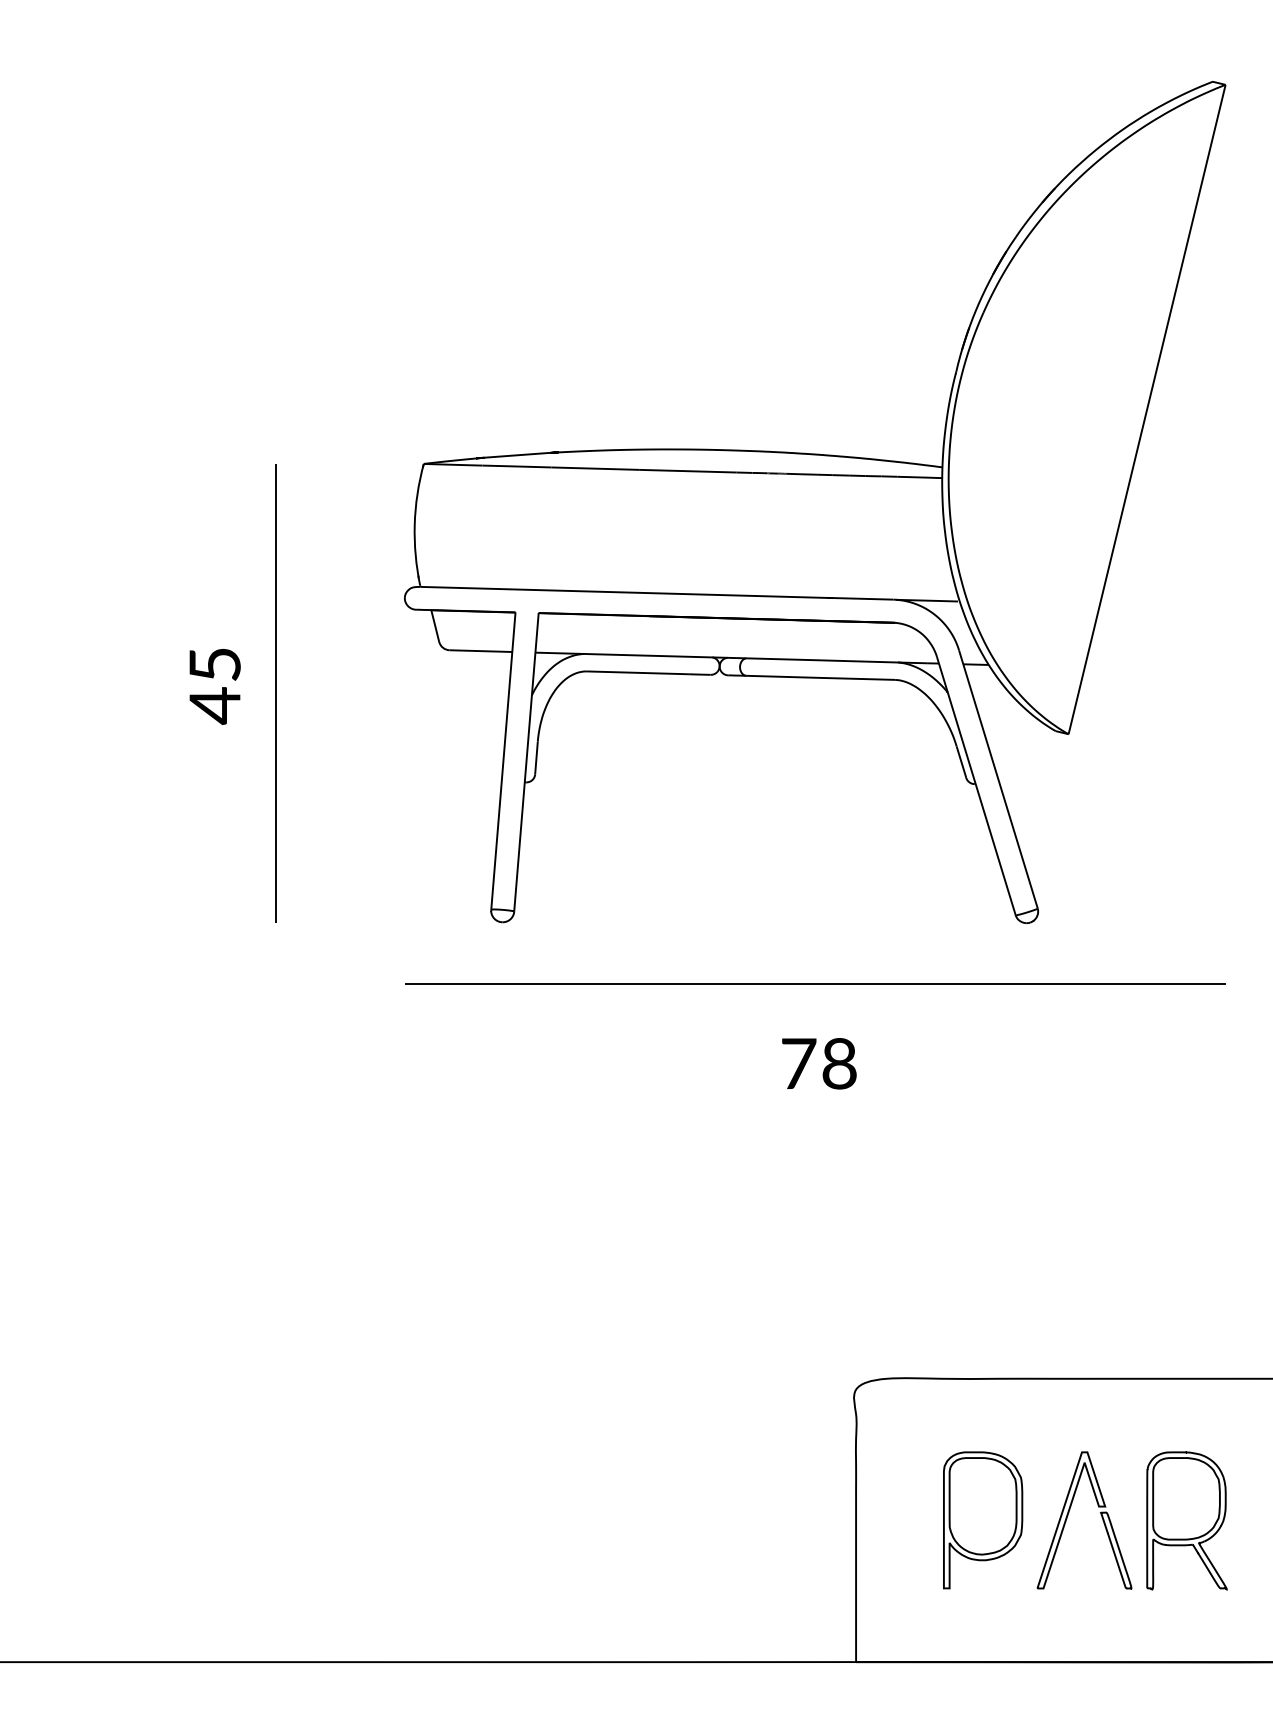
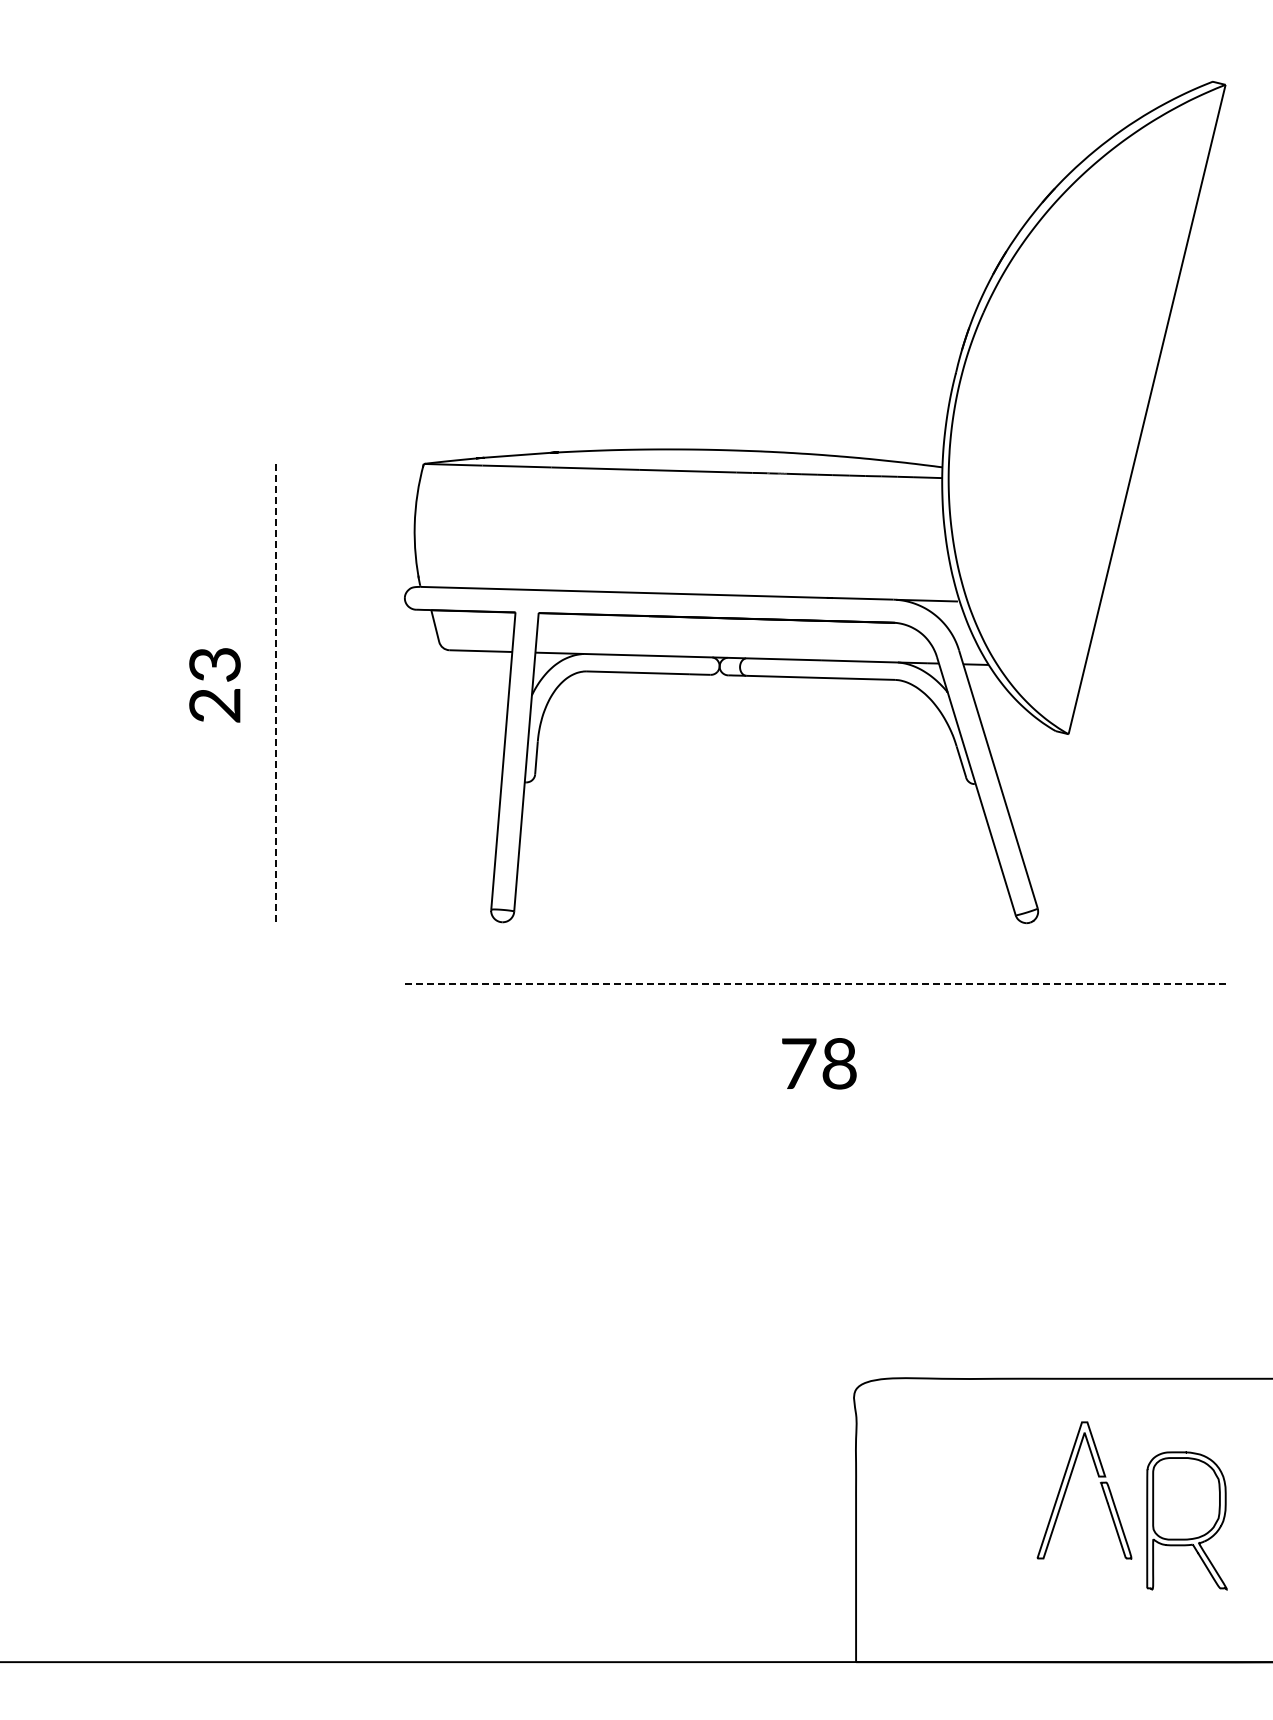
text: 45 -> 23 (214, 686)
line: solid -> dashed (276, 693)
line: solid -> dashed (815, 984)
part position: (1068, 1515) -> (1068, 1485) (1068, 1485)
part: present -> none (983, 1520)
